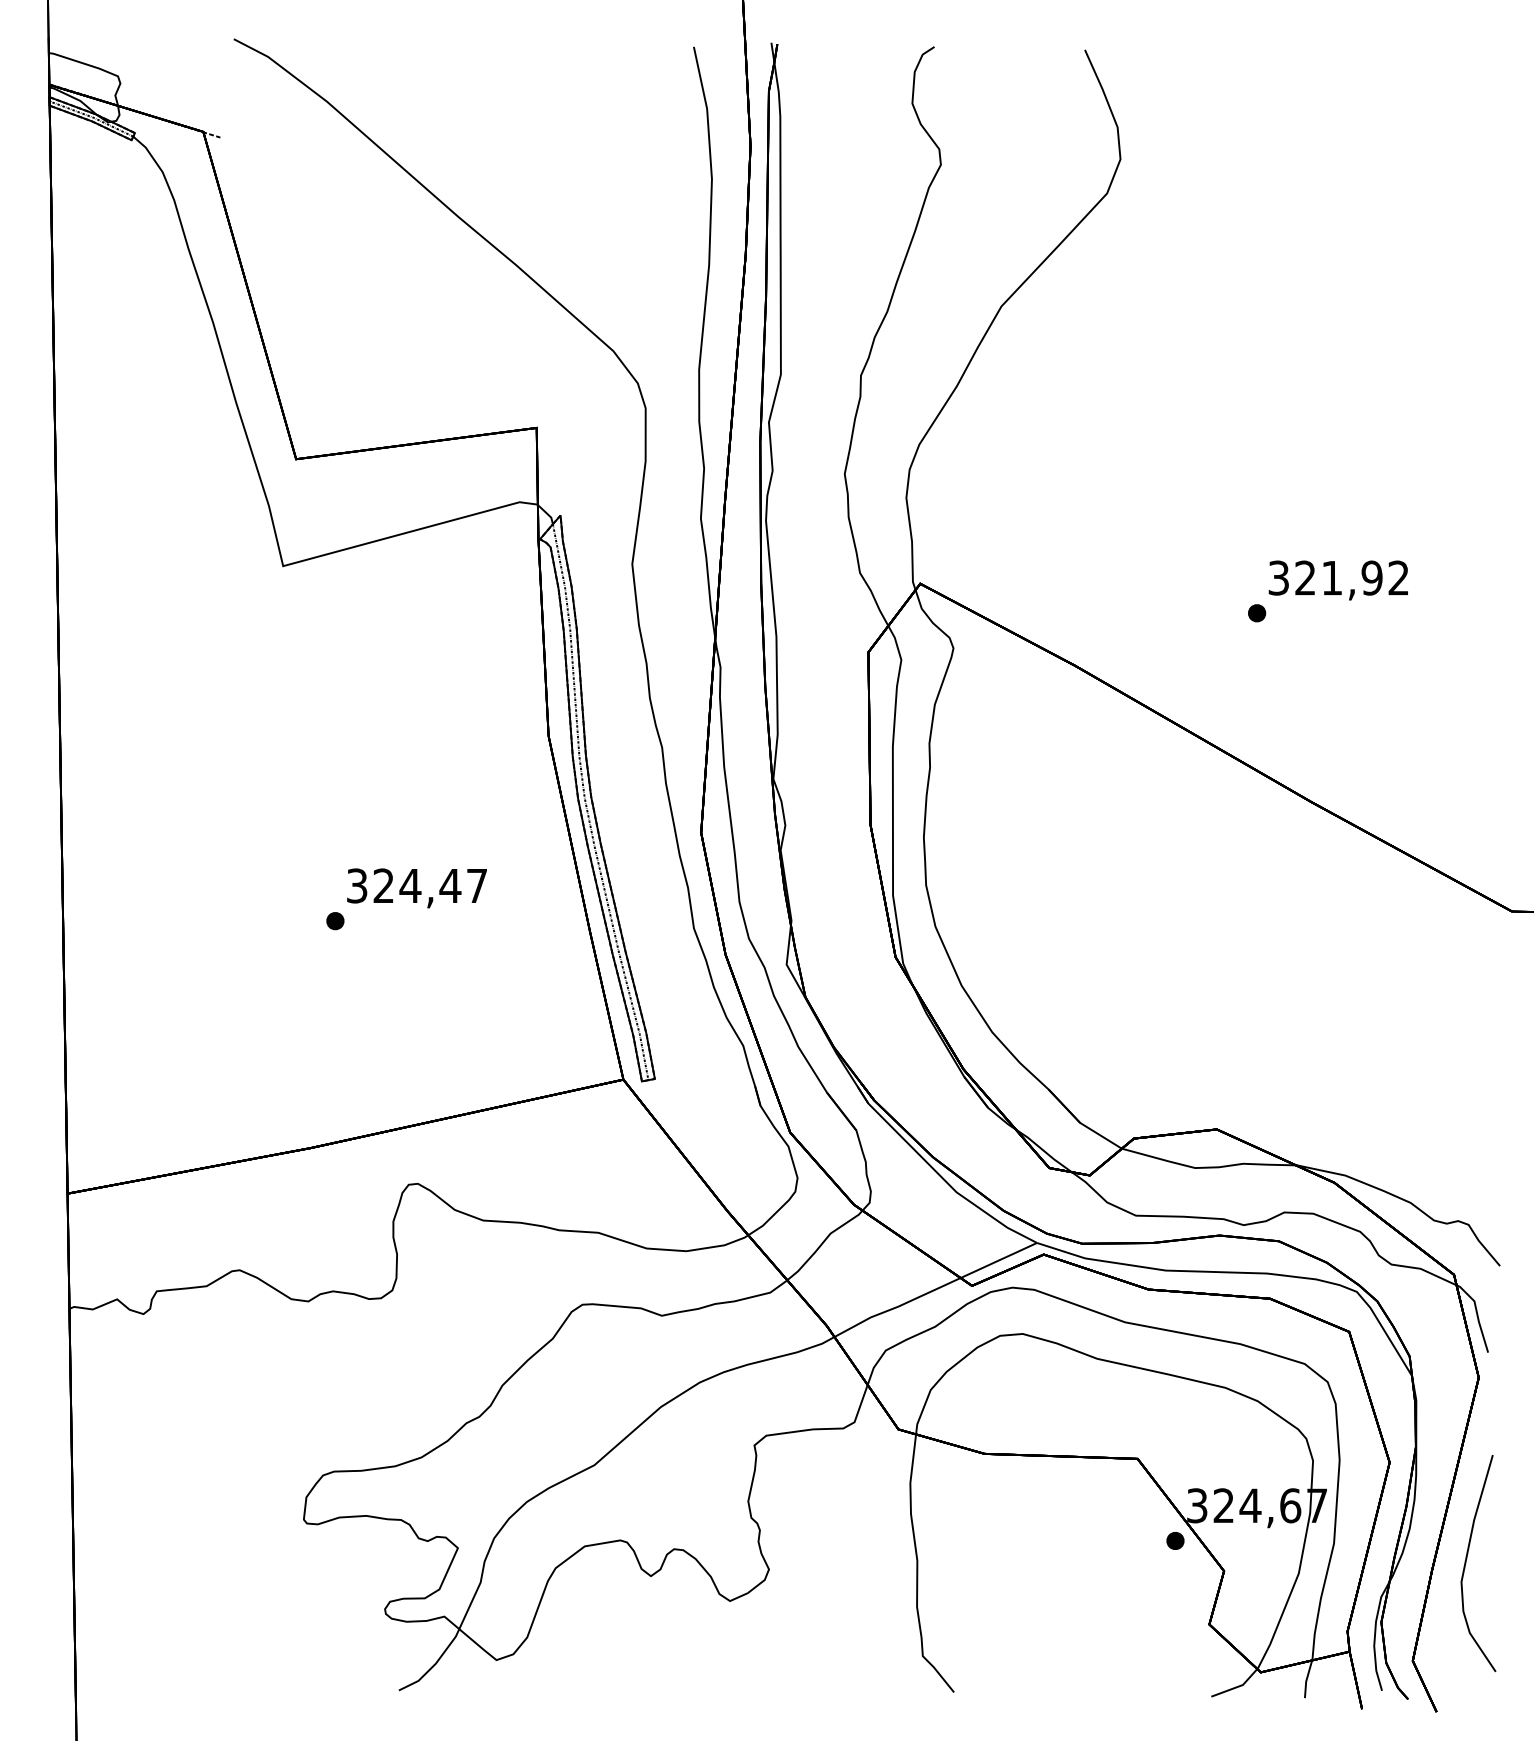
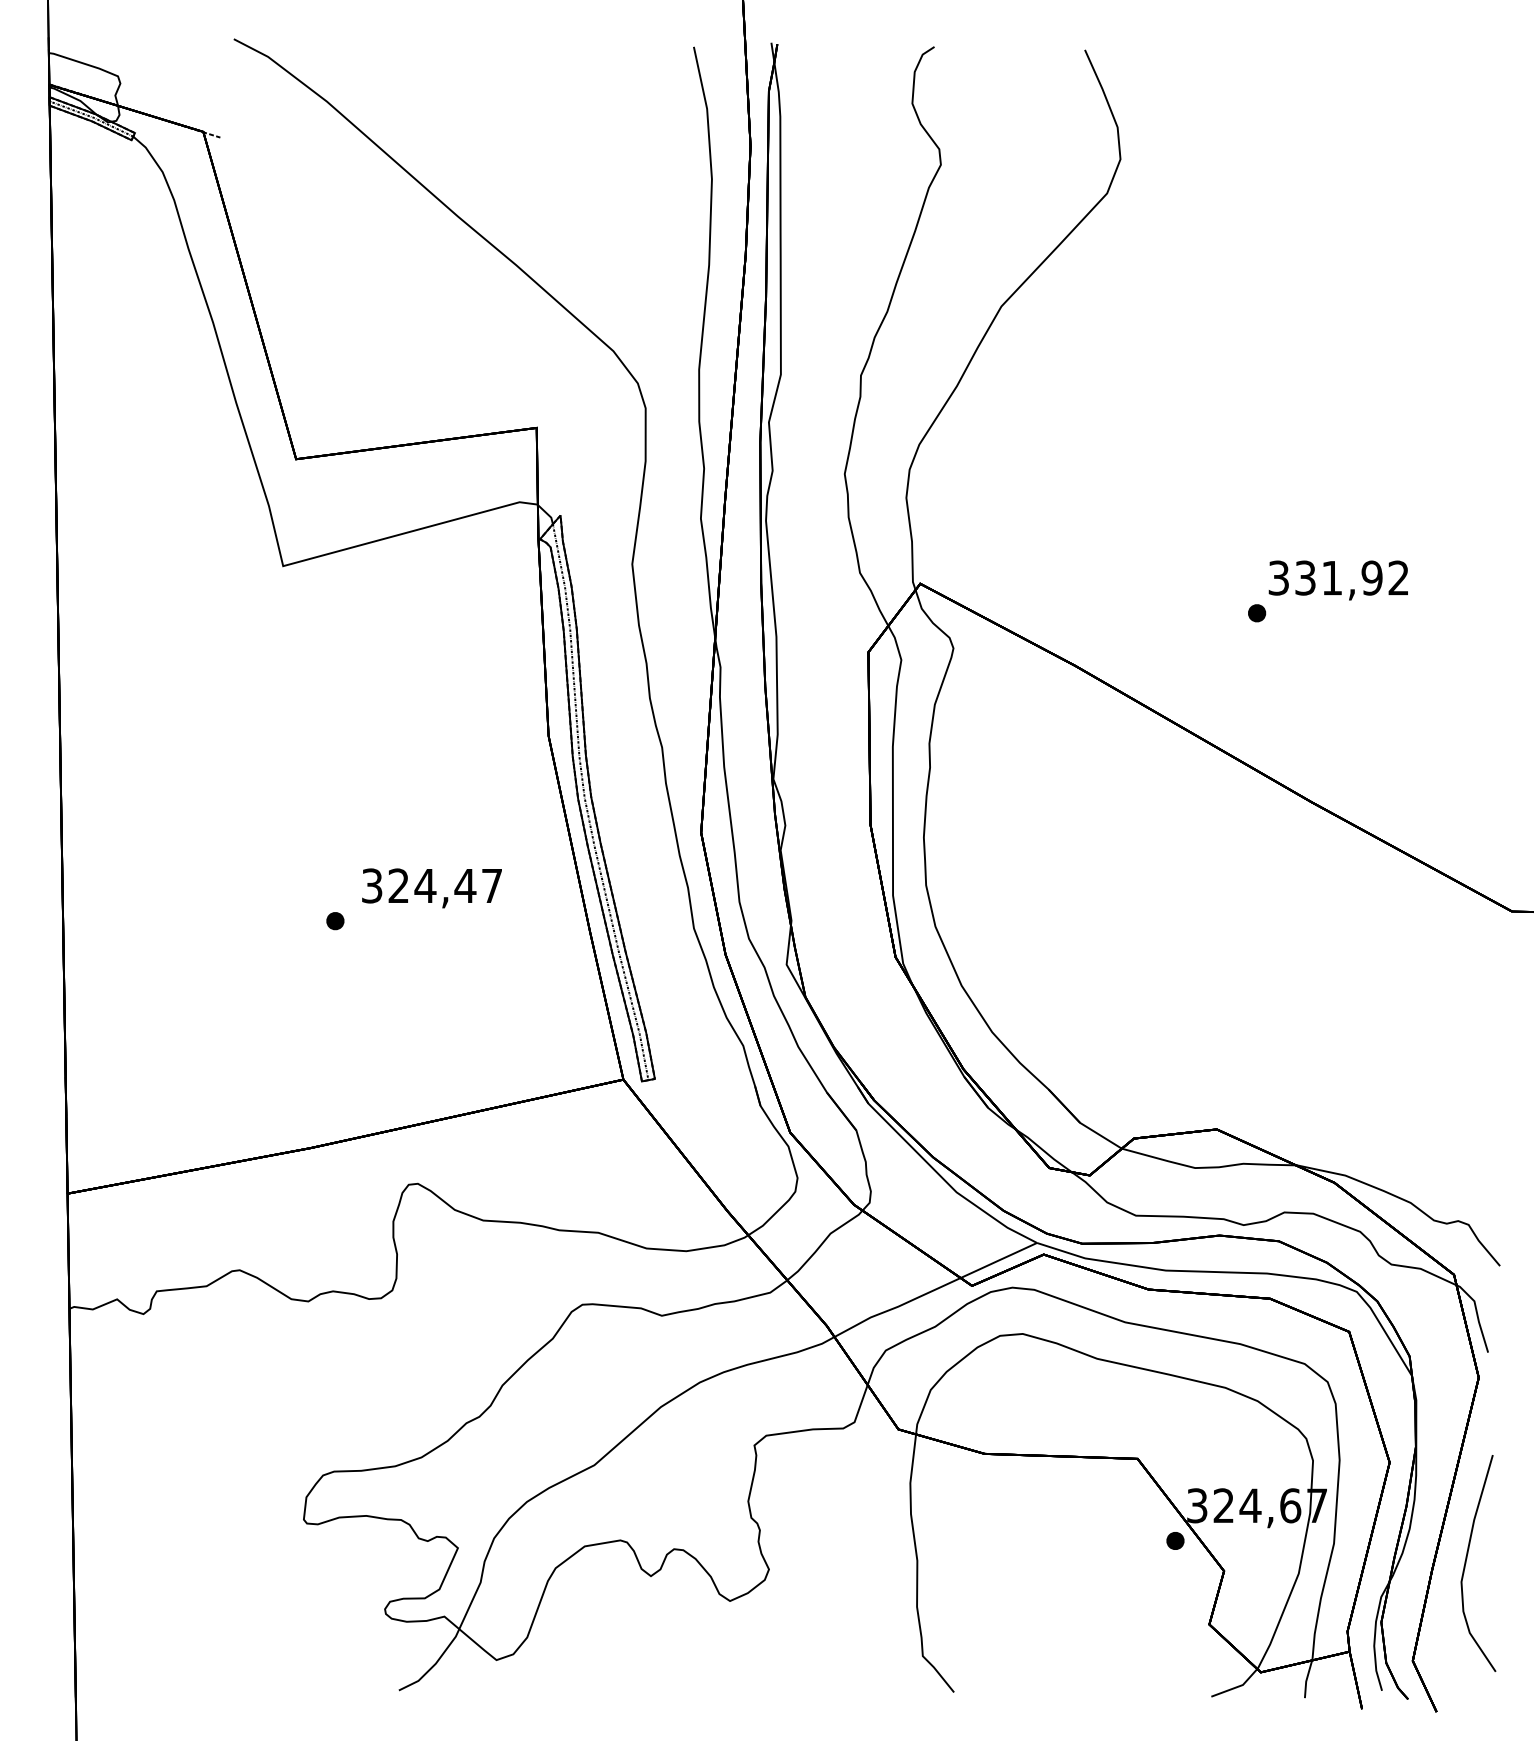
text: 321,92 -> 331,92 (1305, 577)
text position: (416, 888) -> (431, 888) (431, 888)
